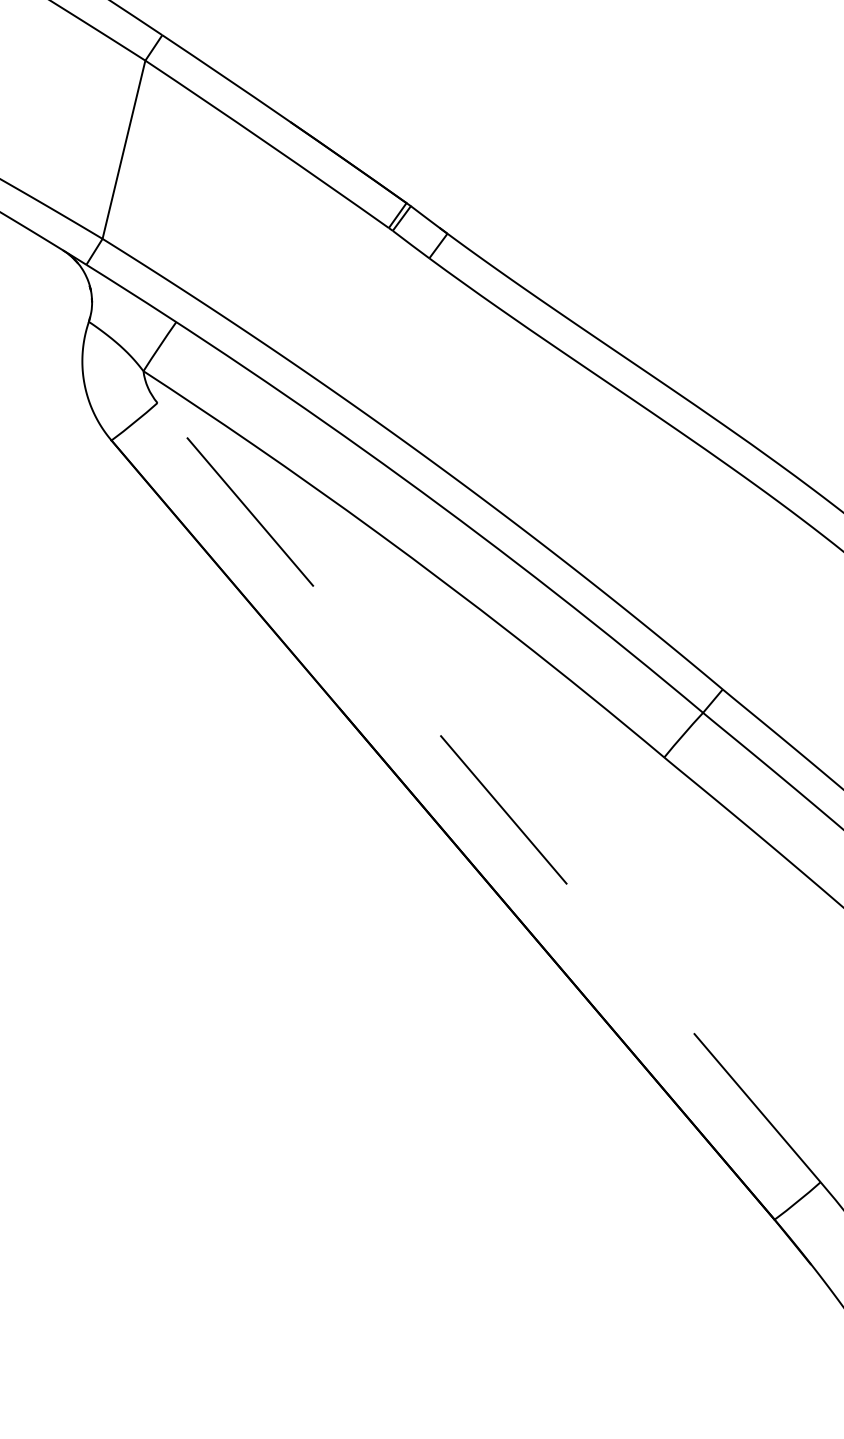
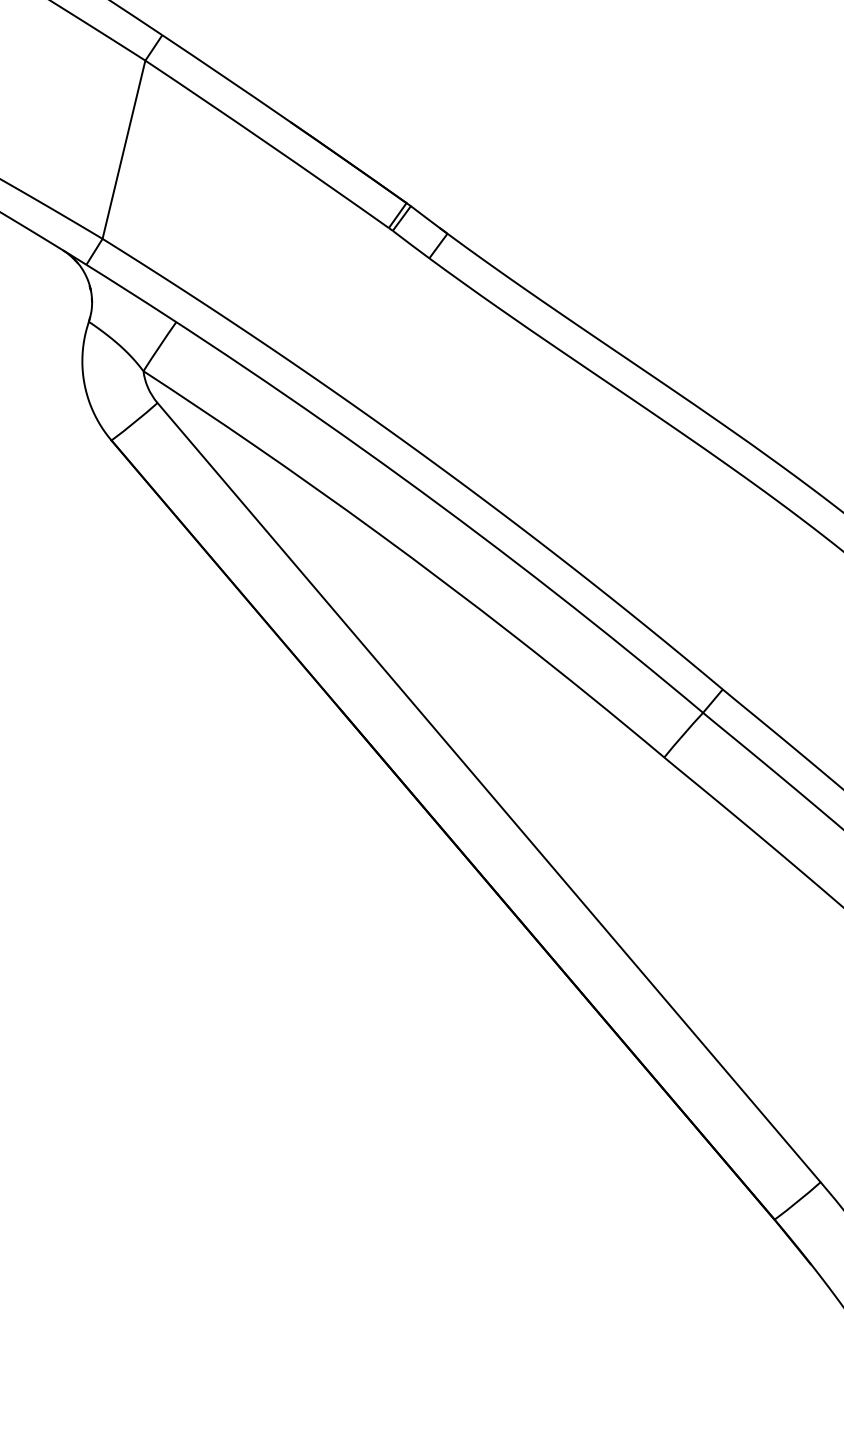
line: dashed -> solid (489, 792)
